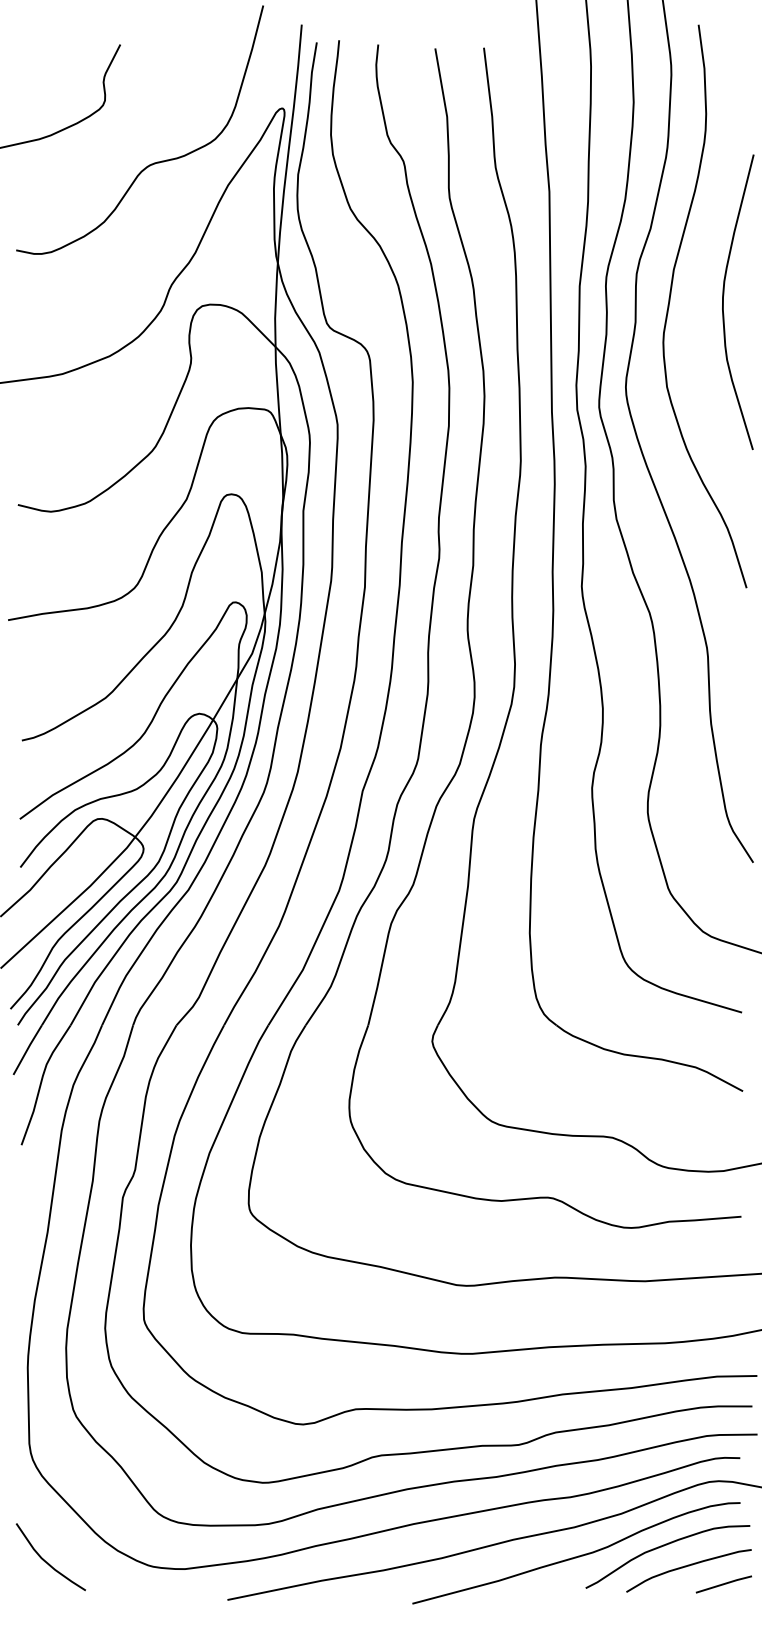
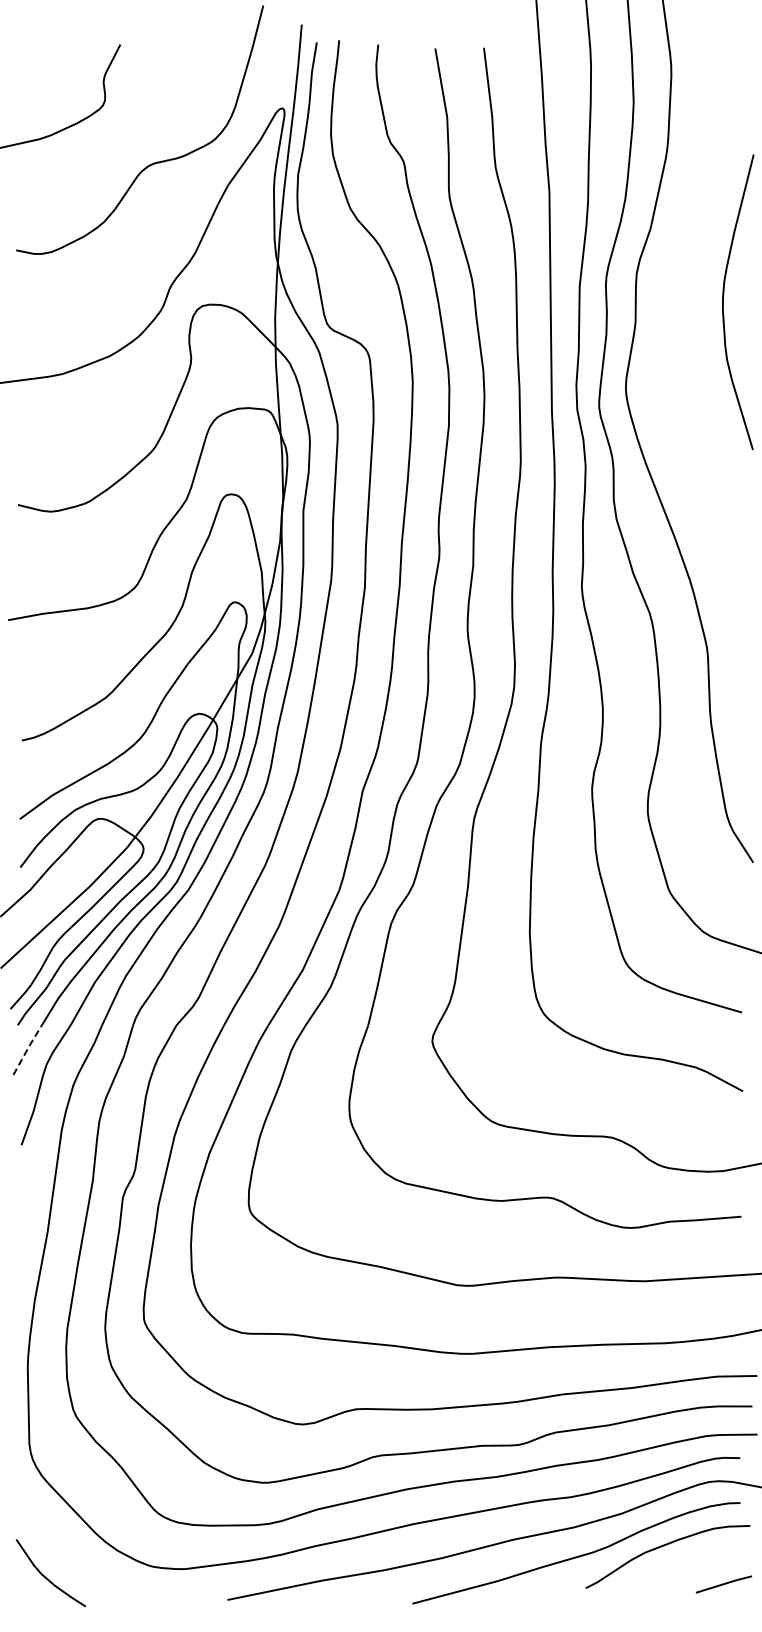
curve: present -> none (670, 301)
line: solid -> dashed (27, 1048)
curve position: (48, 1562) -> (48, 1578) (48, 1578)
curve: present -> none (686, 1567)
